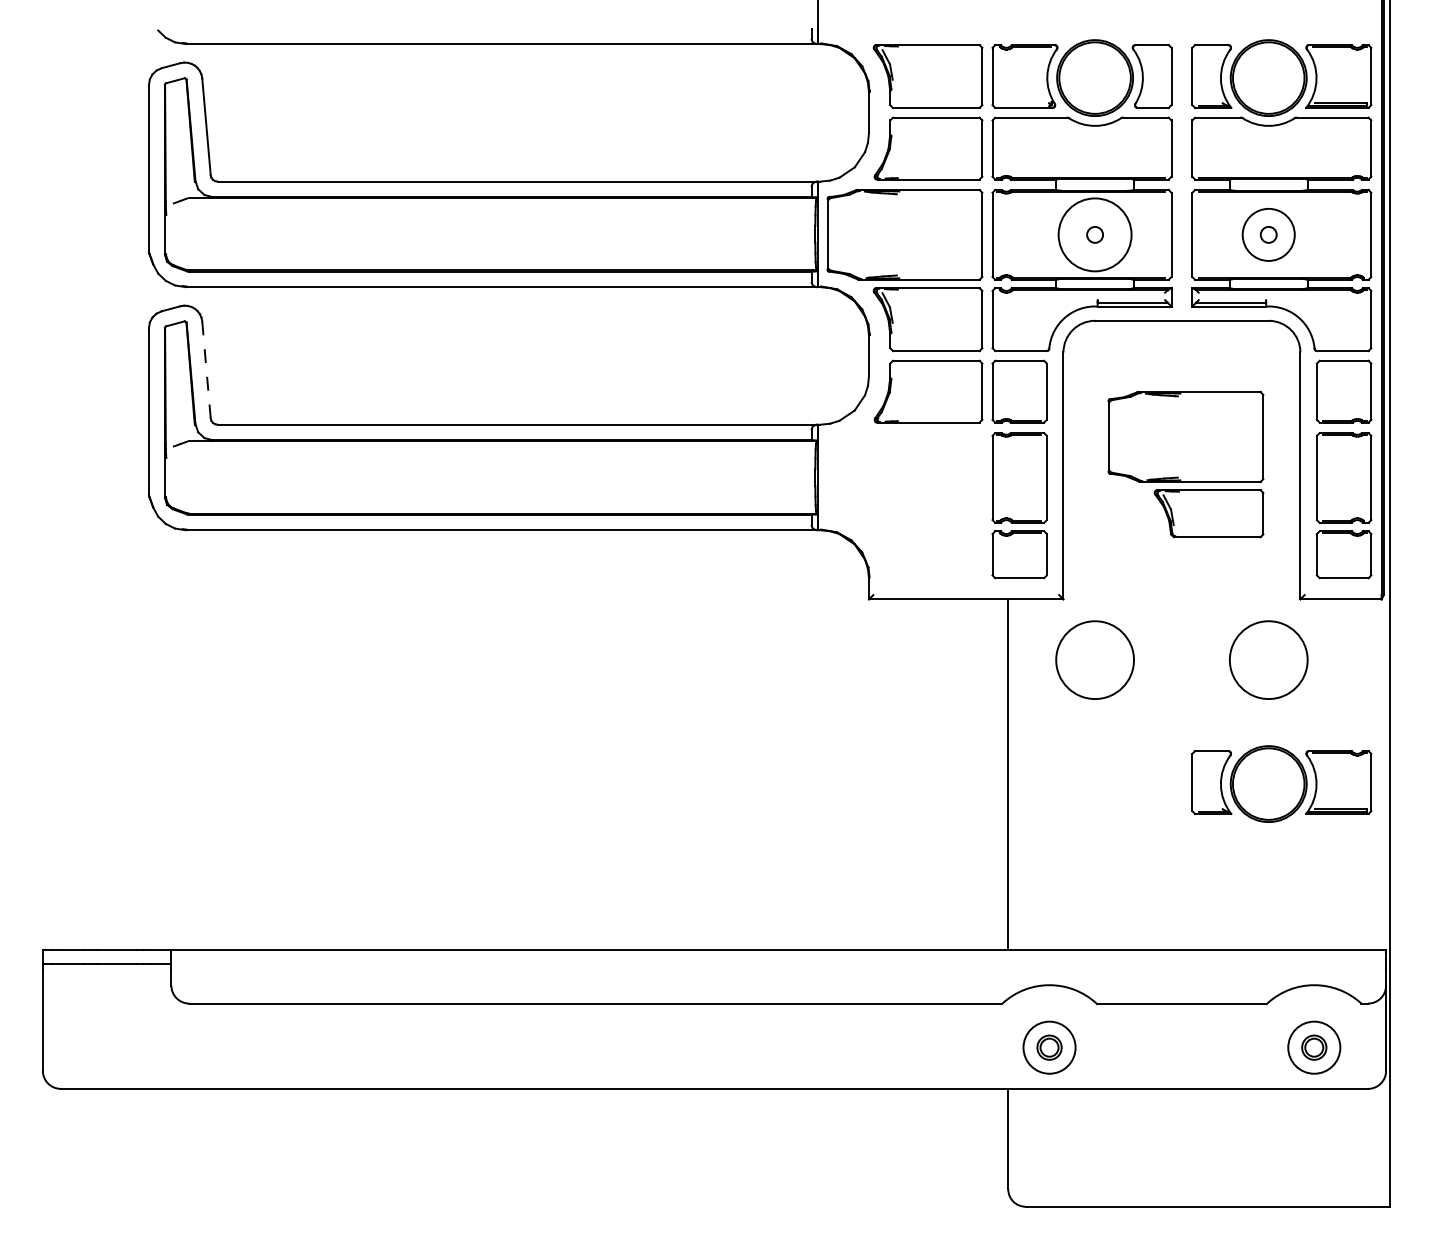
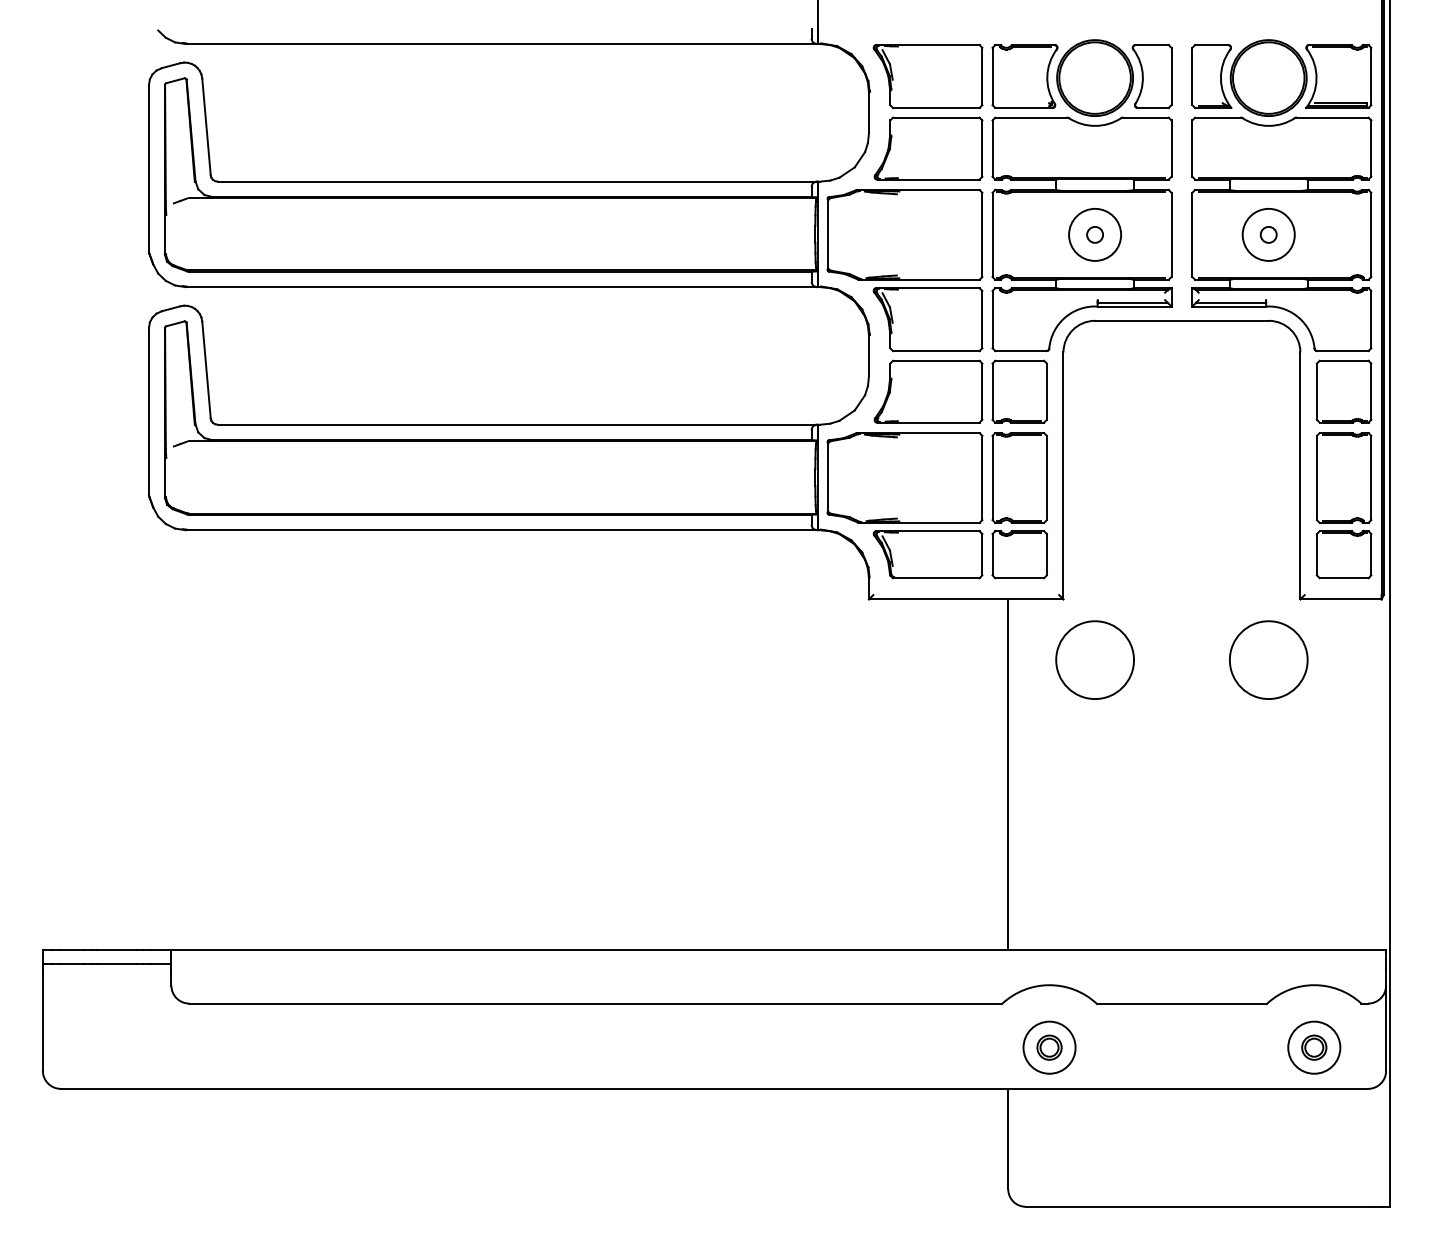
circle diameter: 73 px -> 52 px (1095, 234)
line: dashed -> solid (206, 369)
part position: (1185, 464) -> (904, 505) (904, 505)
part: present -> none (1281, 783)
